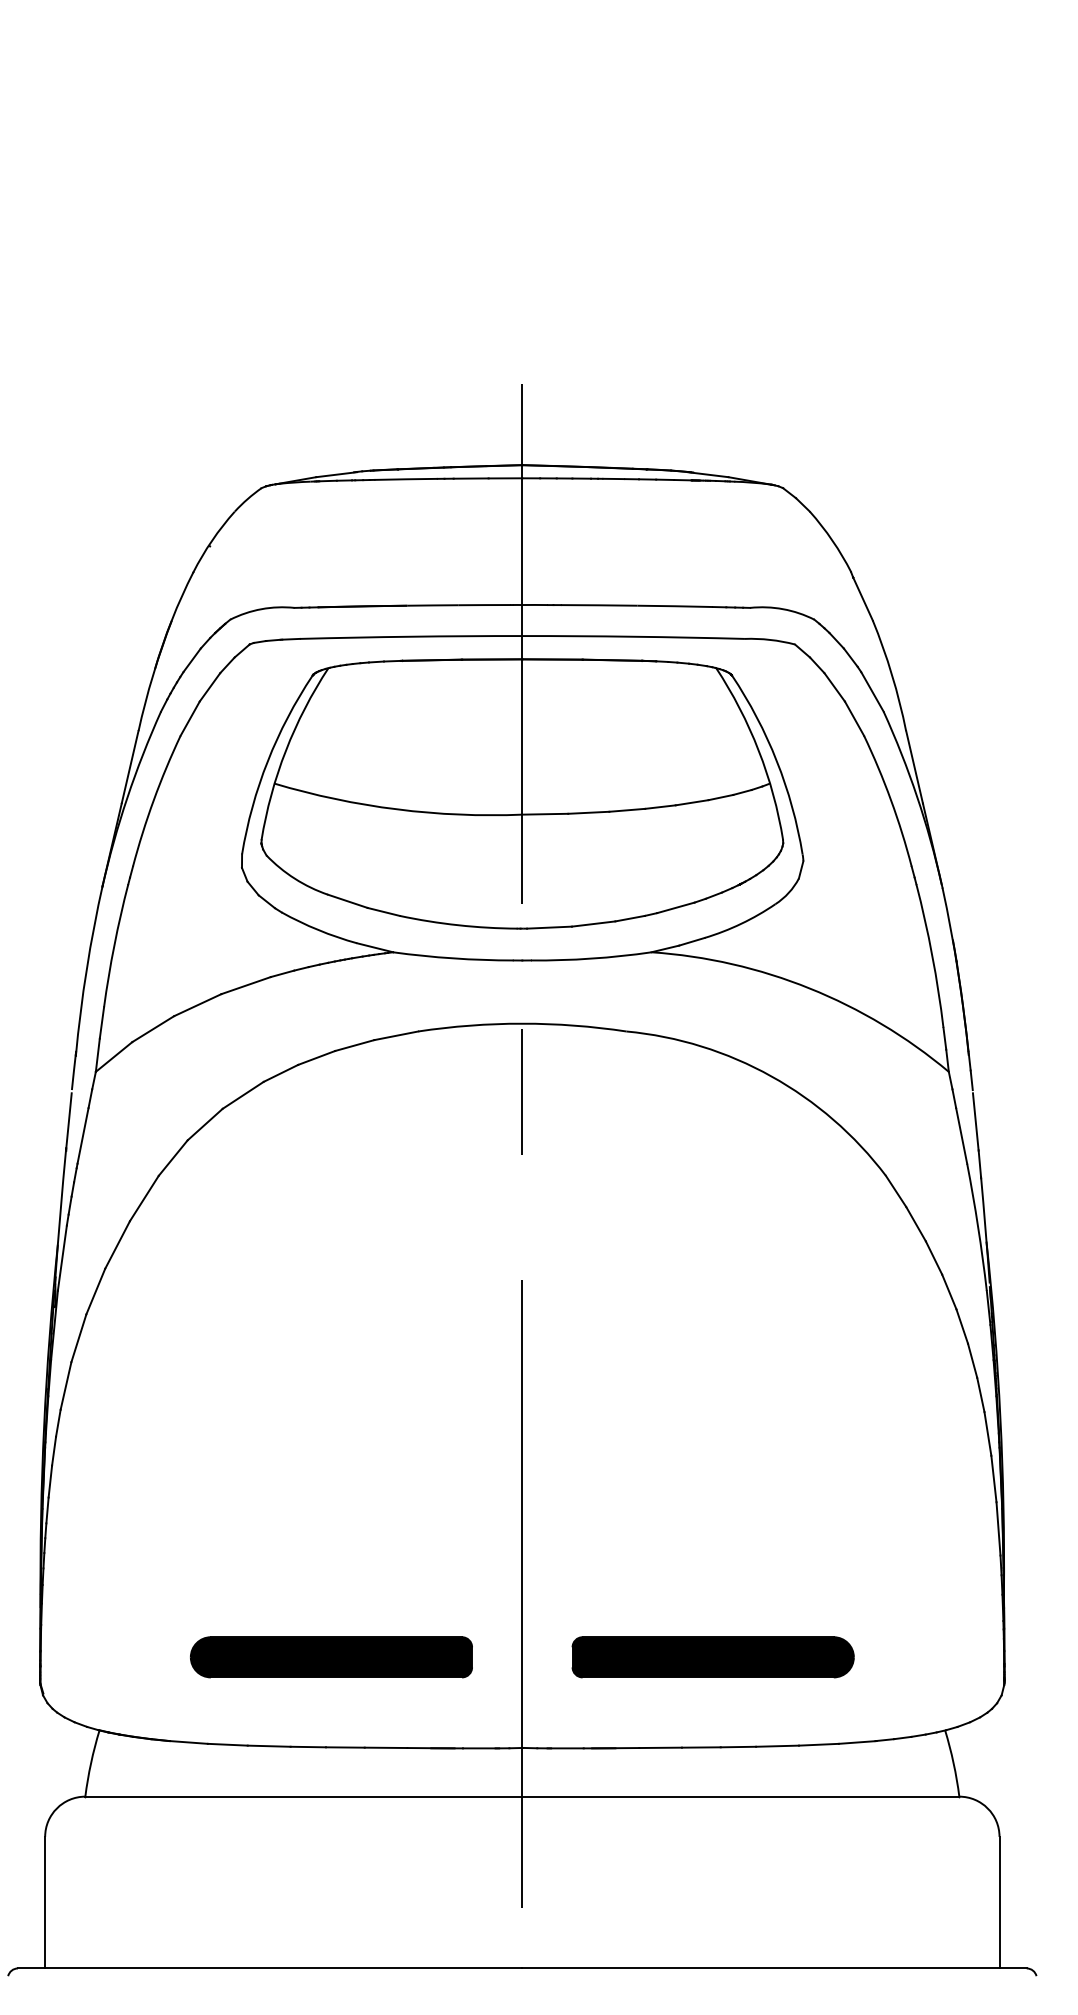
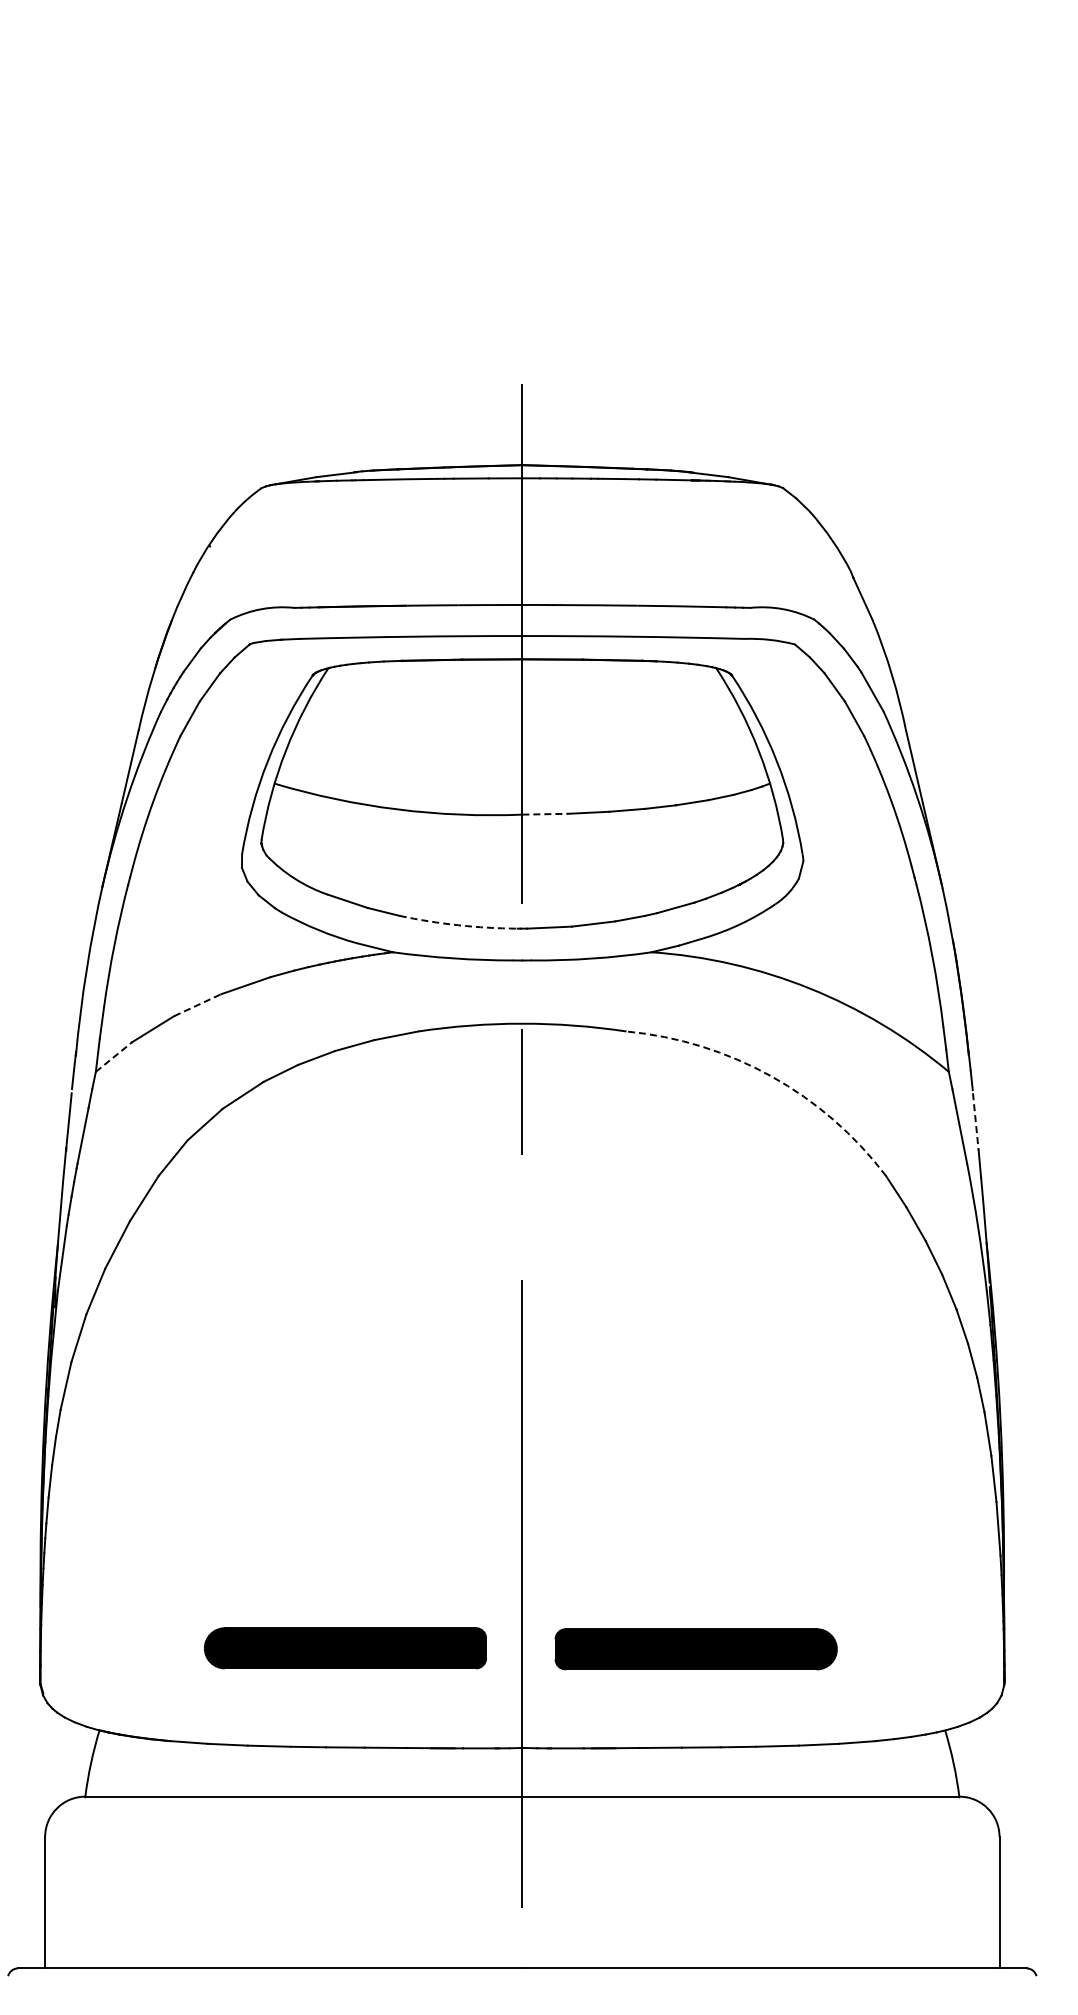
line: solid -> dashed (545, 814)
arc: solid -> dashed (458, 925)
line: solid -> dashed (198, 1004)
line: solid -> dashed (114, 1057)
arc: solid -> dashed (771, 1076)
line: solid -> dashed (975, 1121)
part position: (331, 1657) -> (345, 1648) (345, 1648)
part position: (712, 1657) -> (695, 1649) (695, 1649)
